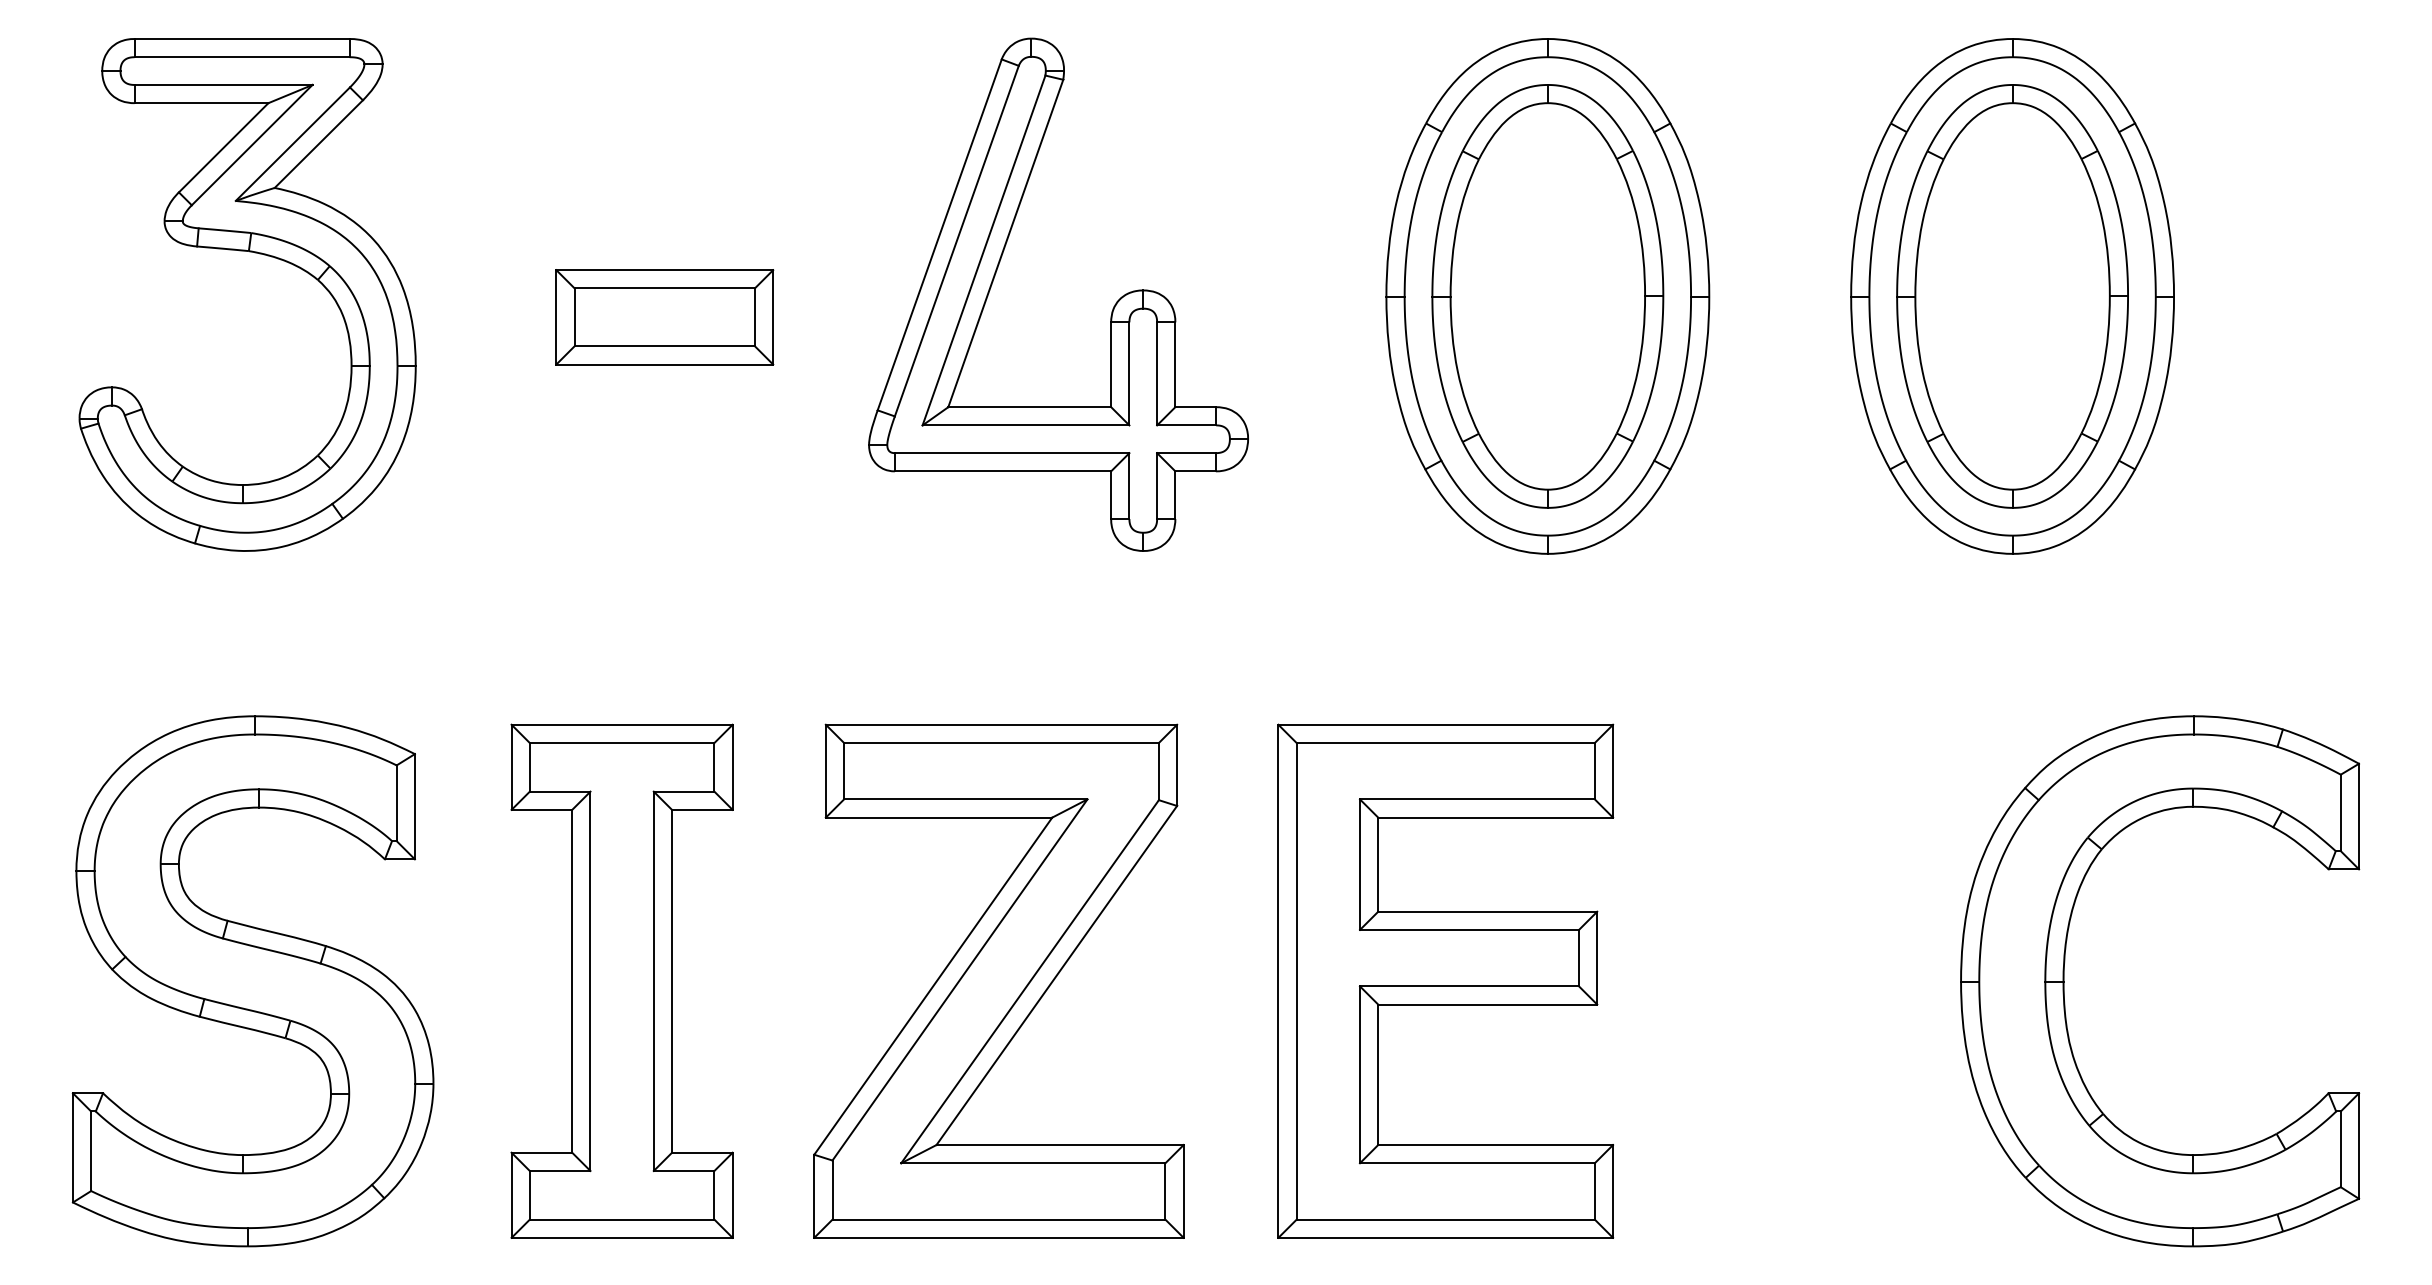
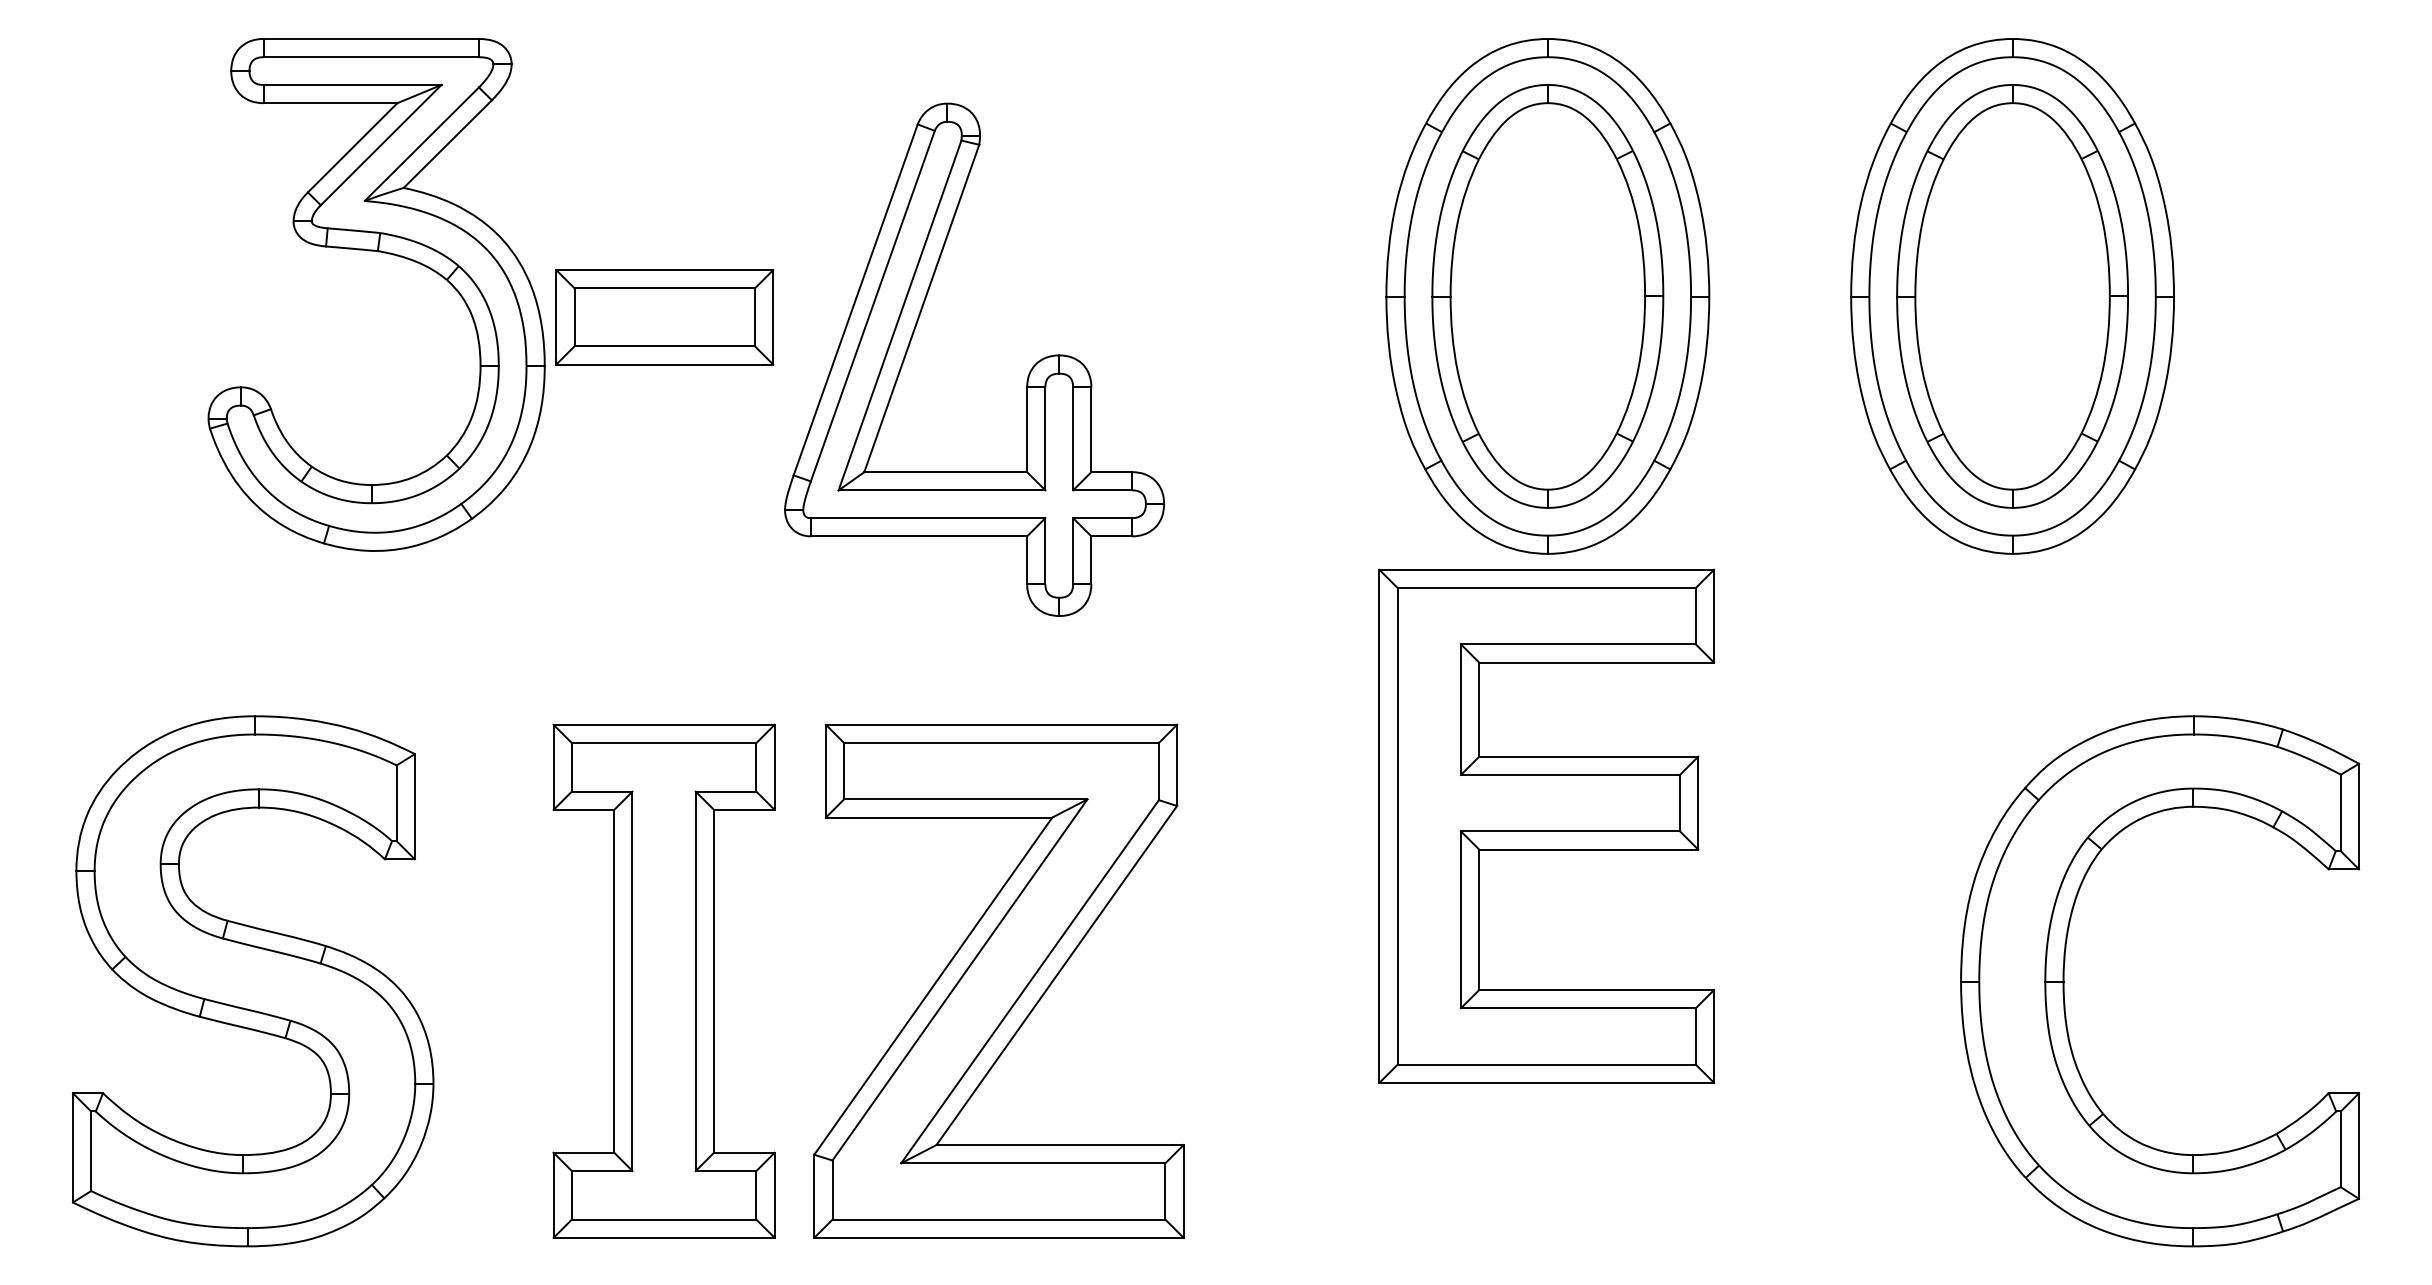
part position: (259, 254) -> (388, 254) (388, 254)
part position: (1111, 311) -> (1027, 376) (1027, 376)
part position: (621, 980) -> (663, 980) (663, 980)
part position: (1445, 980) -> (1546, 825) (1546, 825)
